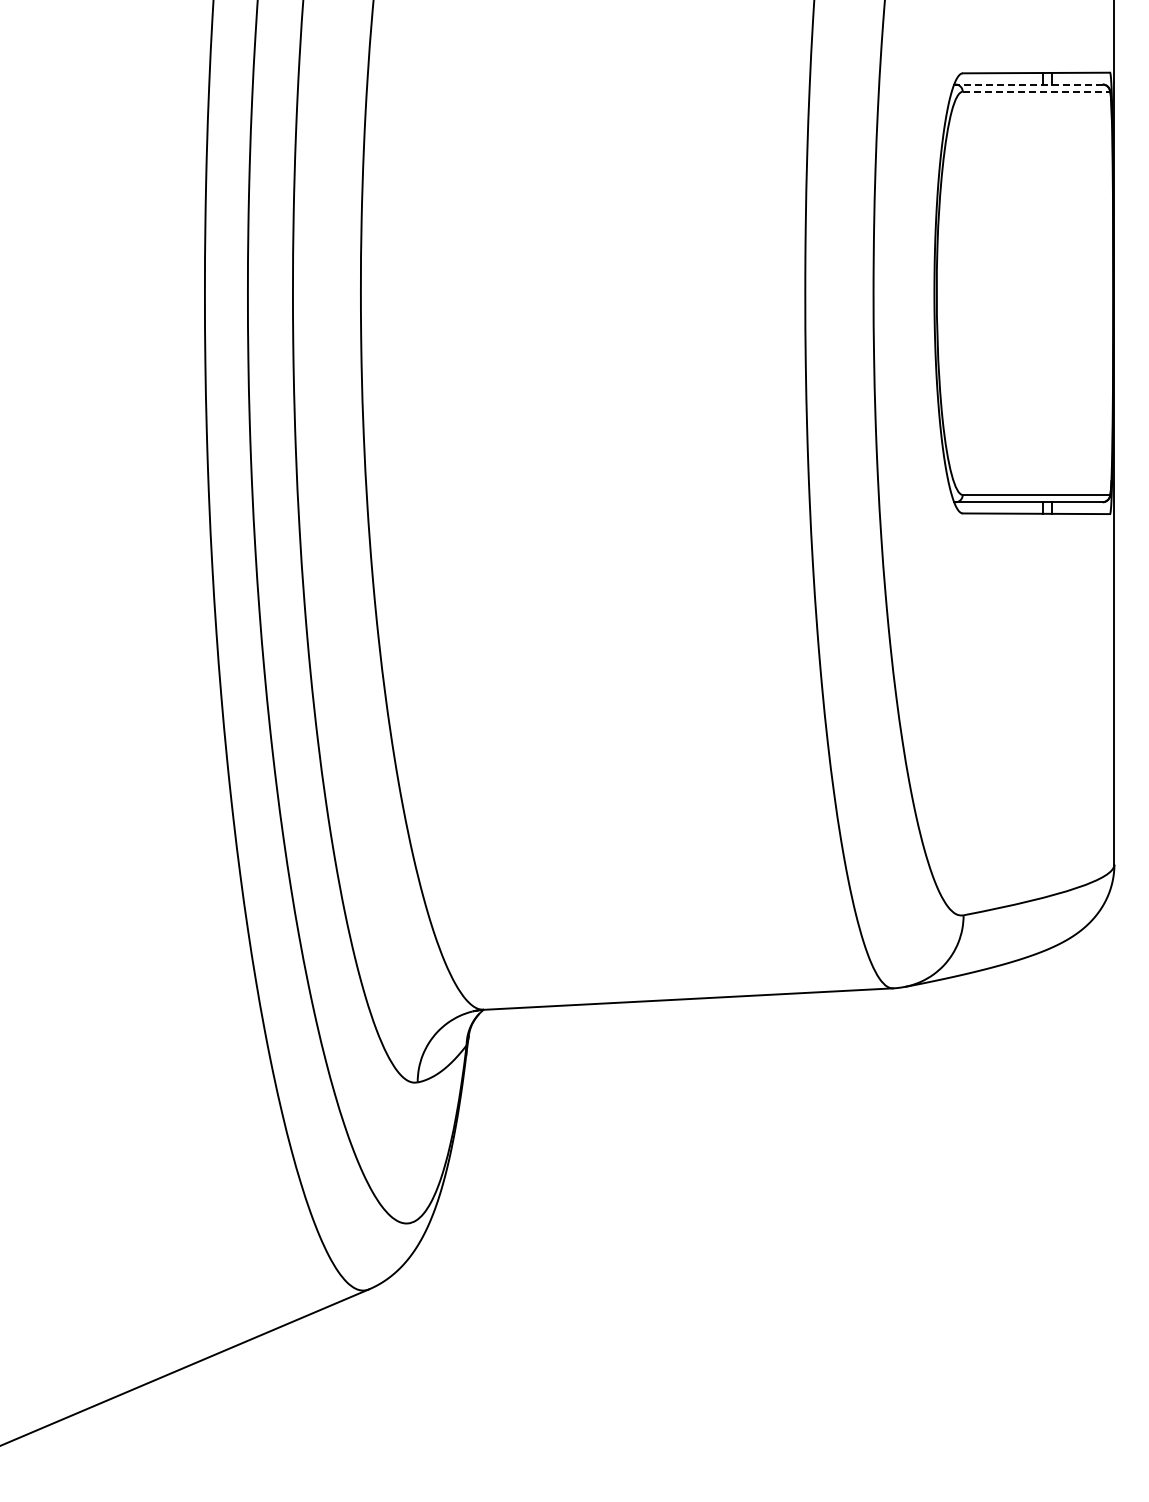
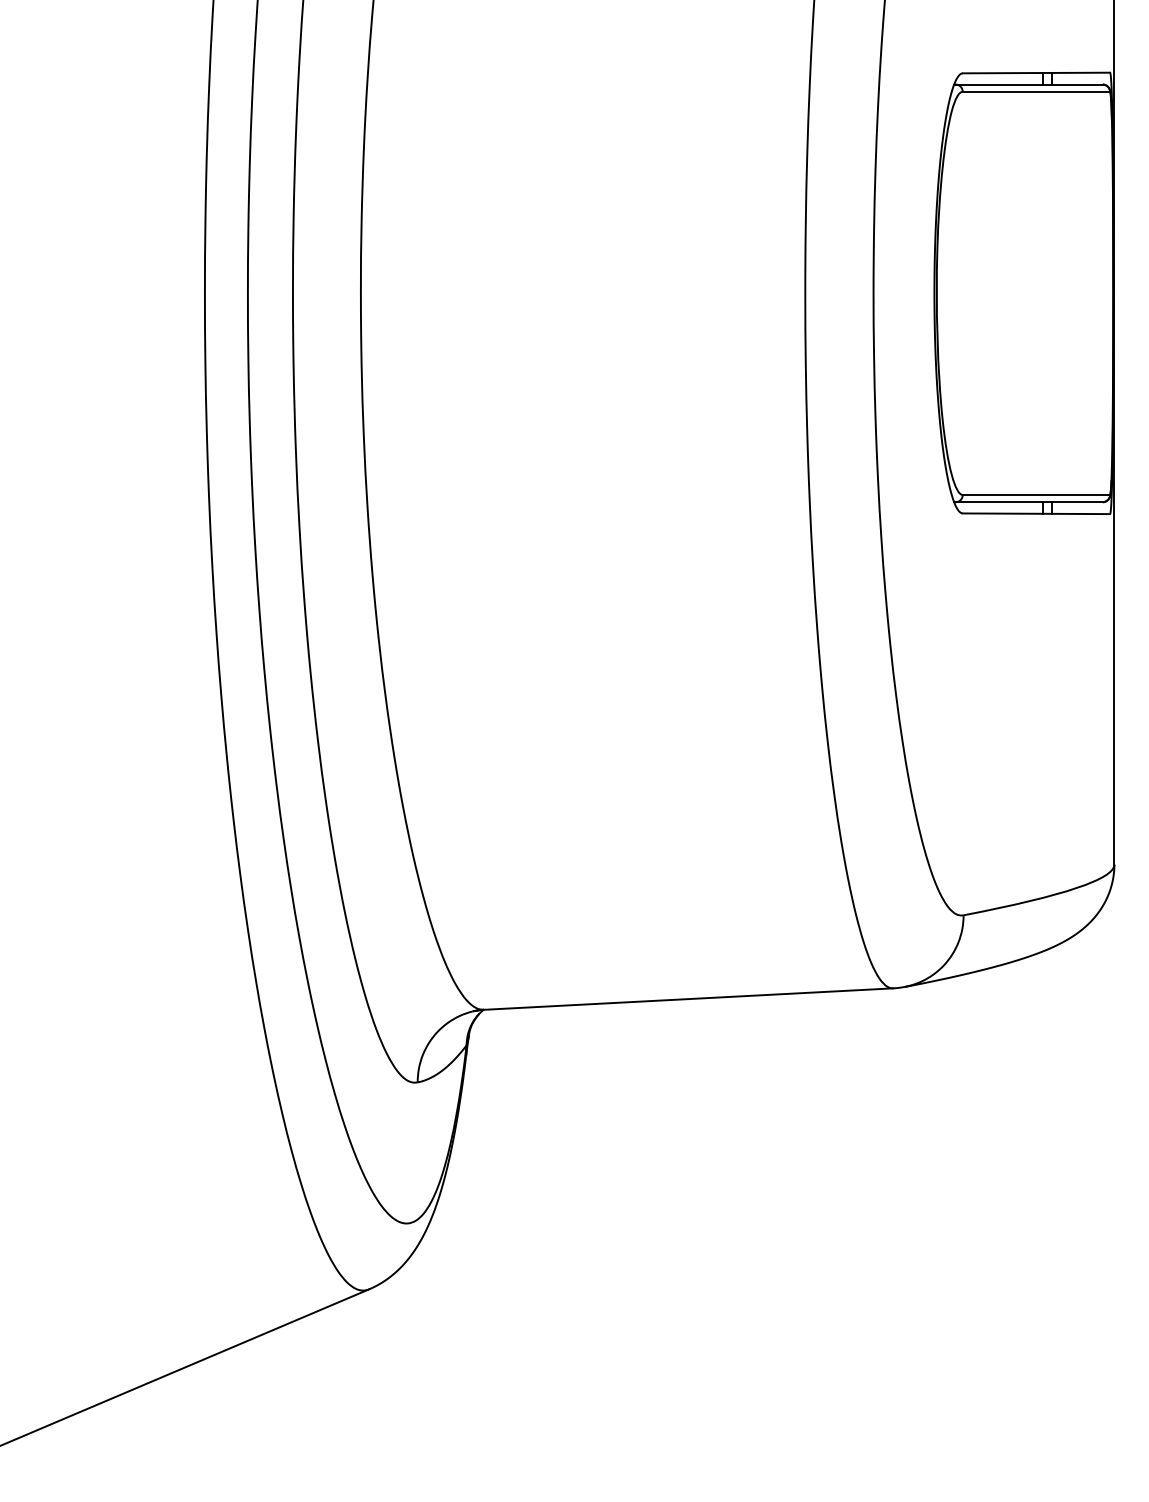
line: dashed -> solid (1029, 84)
line: dashed -> solid (1036, 91)
